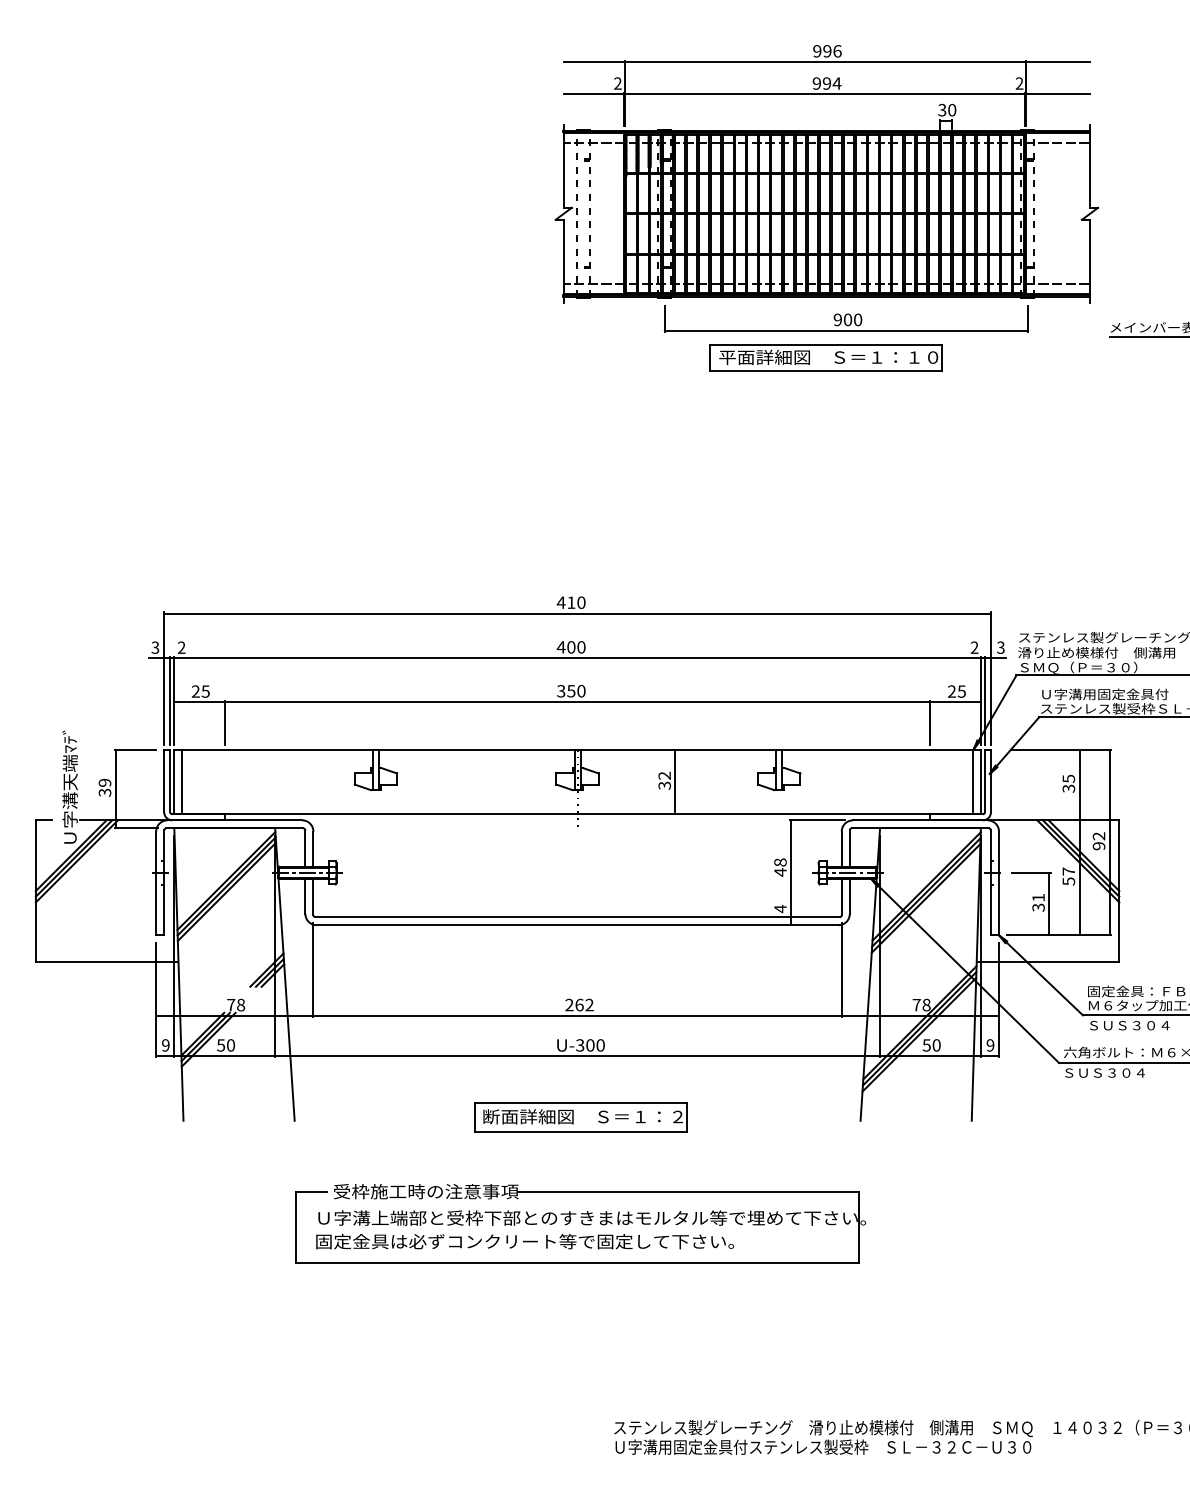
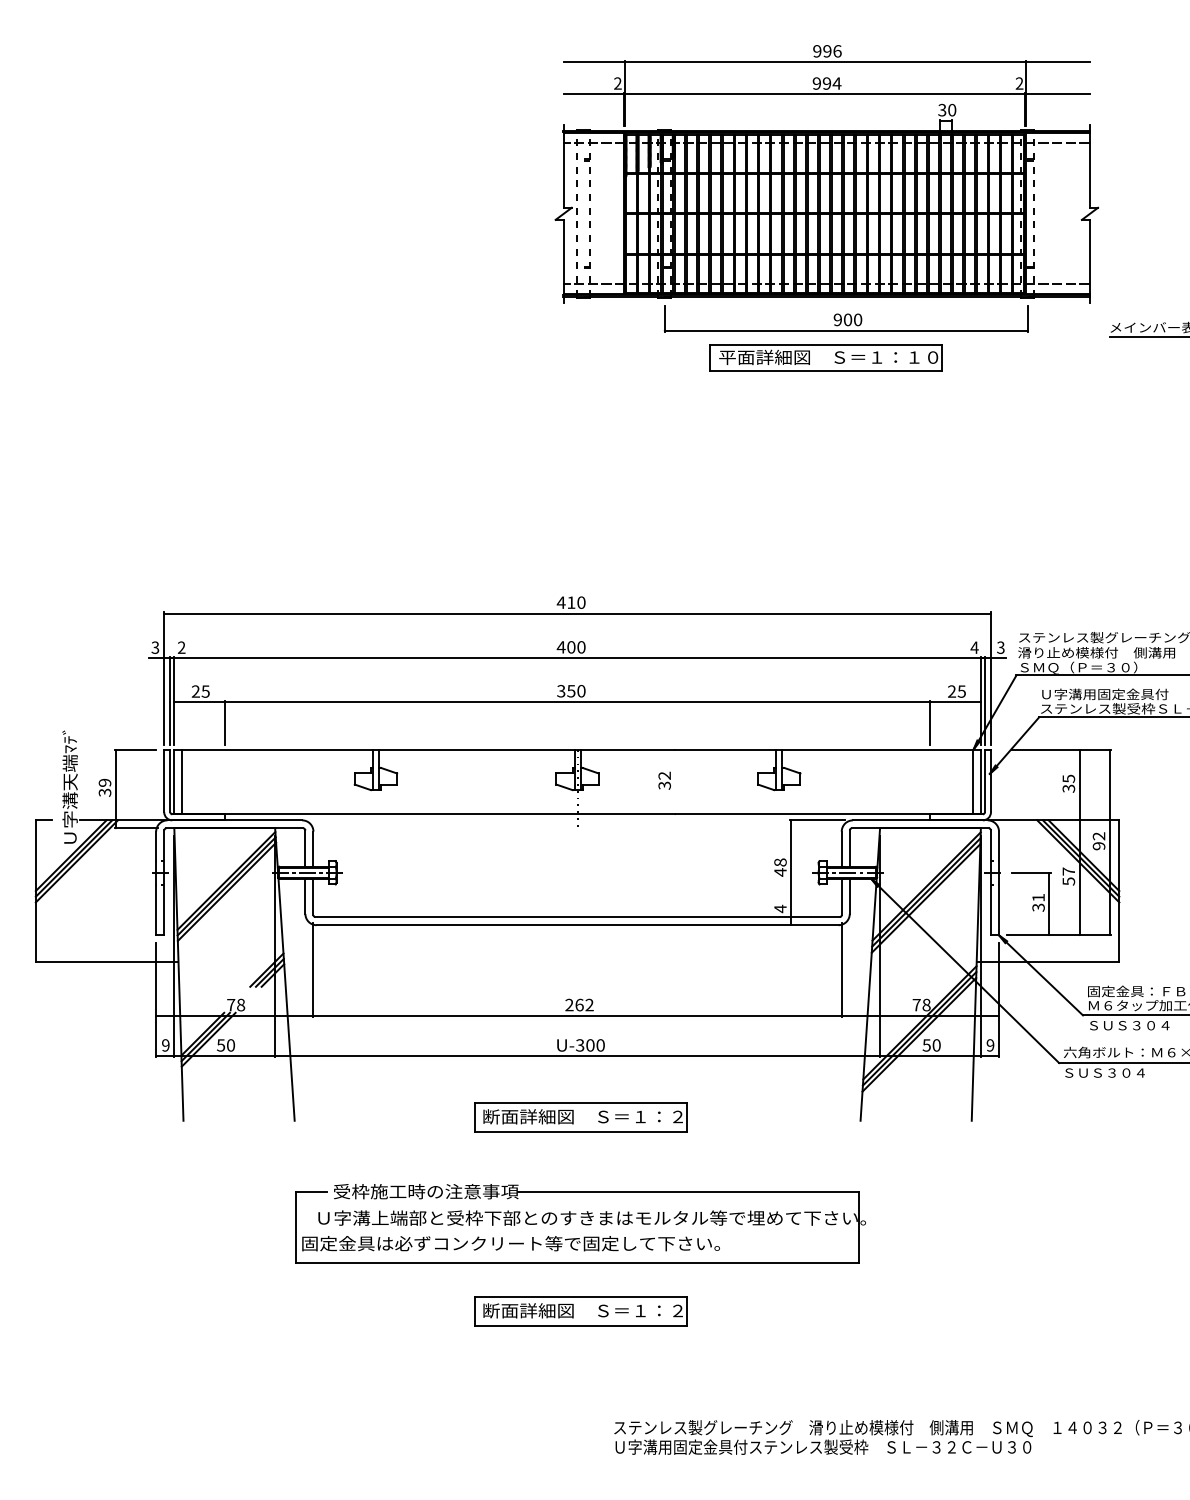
text: 2 -> 4 (974, 647)
line: present -> none (675, 781)
text position: (524, 1241) -> (510, 1243) (510, 1243)
part: none -> present (580, 1311)
